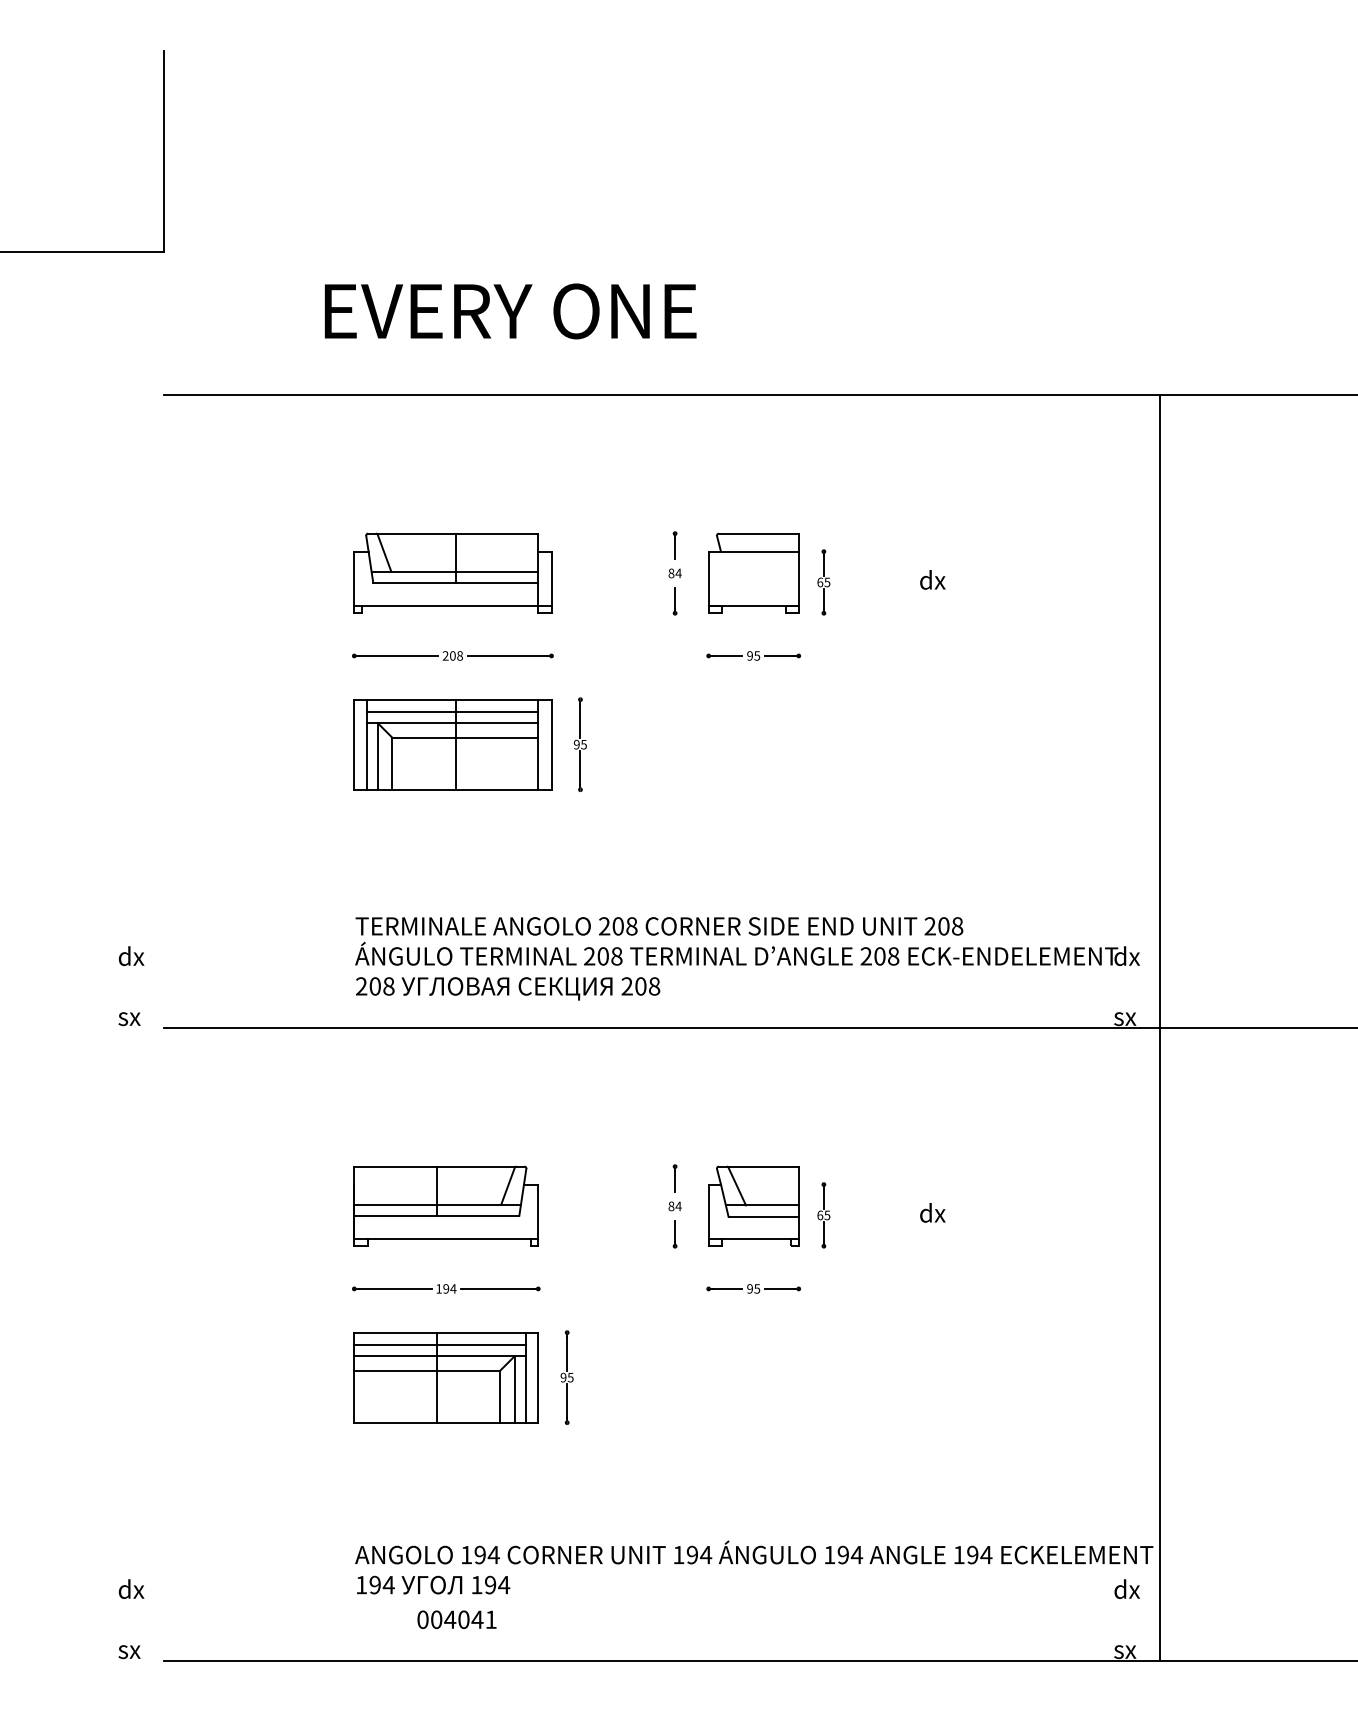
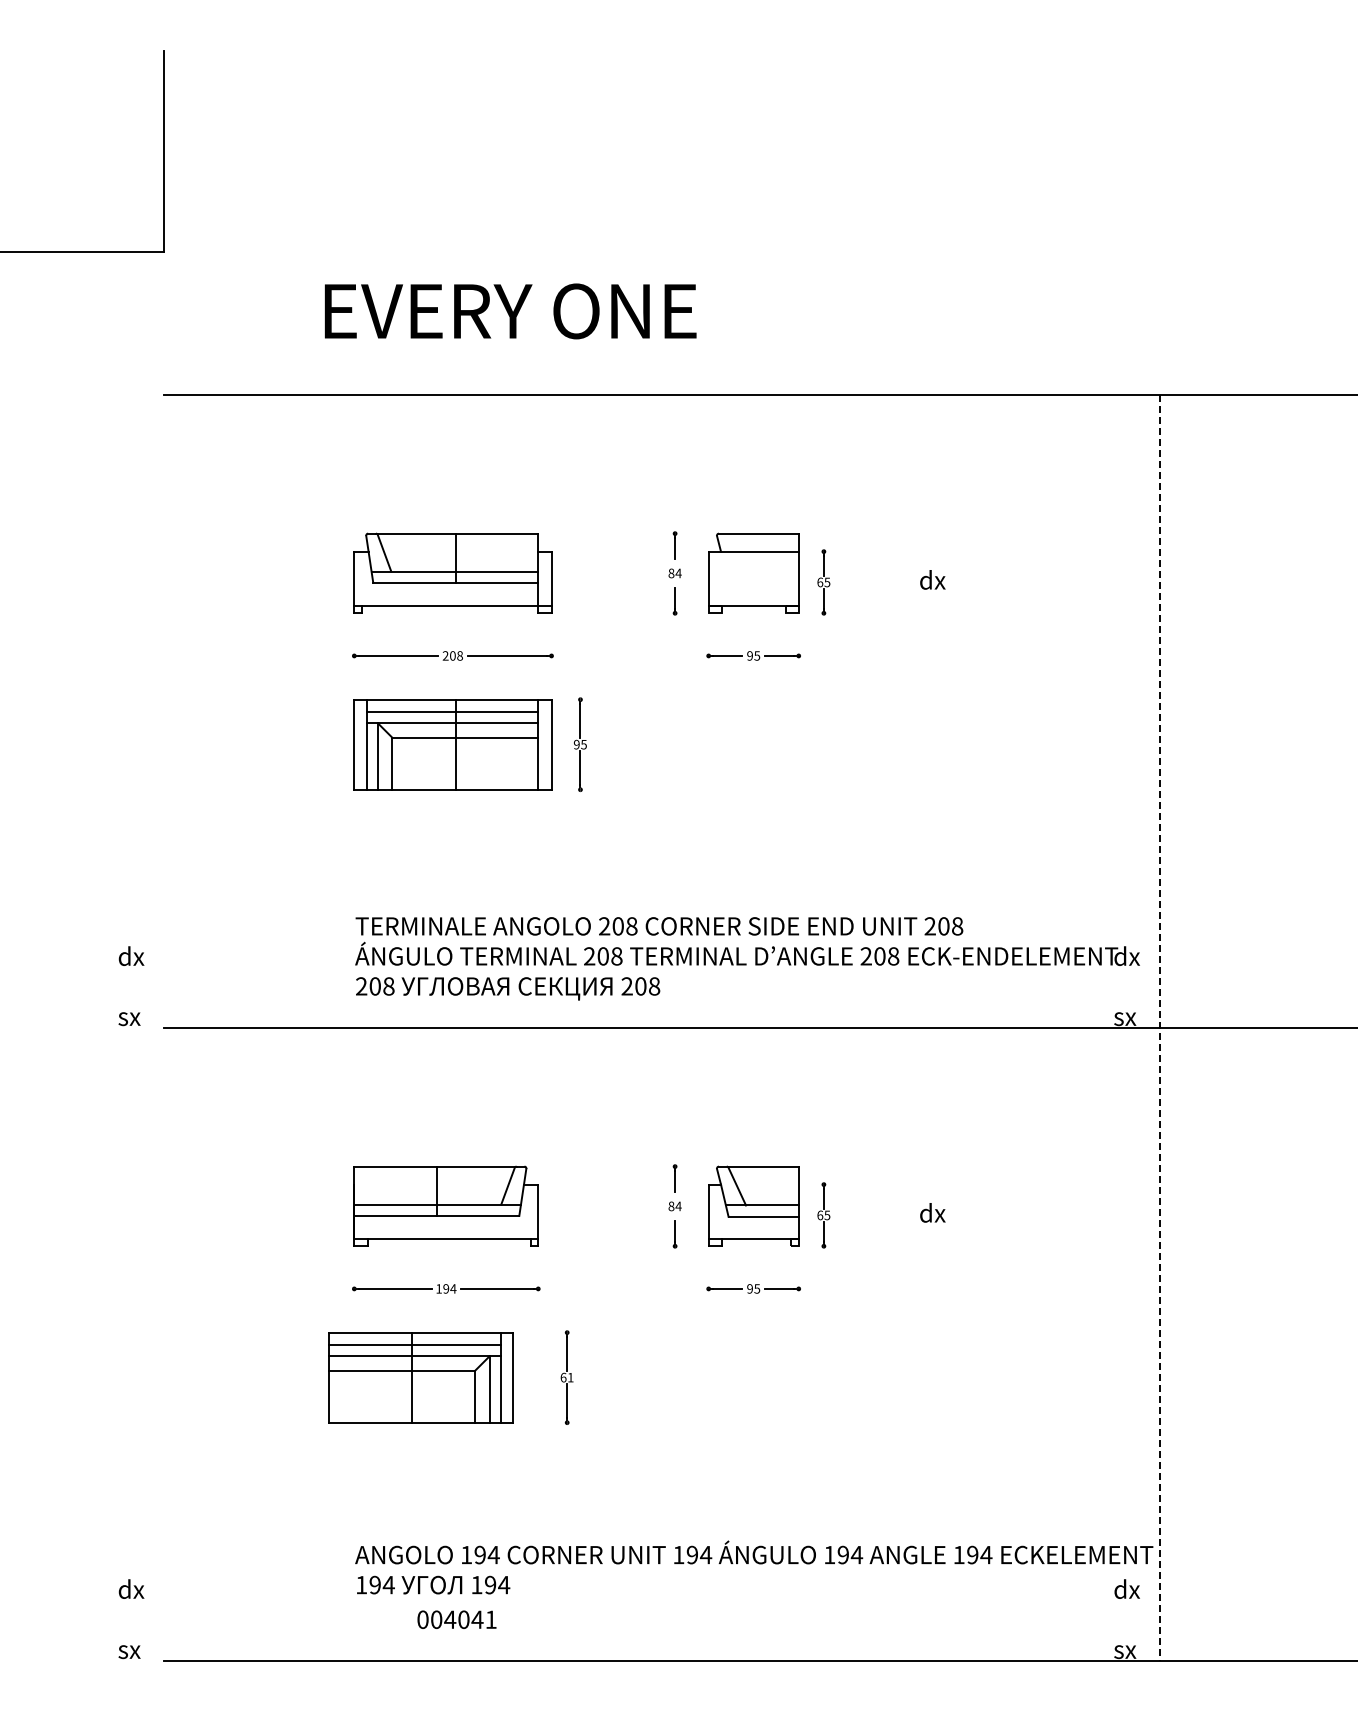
line: solid -> dashed (1159, 1027)
part position: (445, 1377) -> (420, 1377) (420, 1377)
text: 95 -> 61 (566, 1377)
